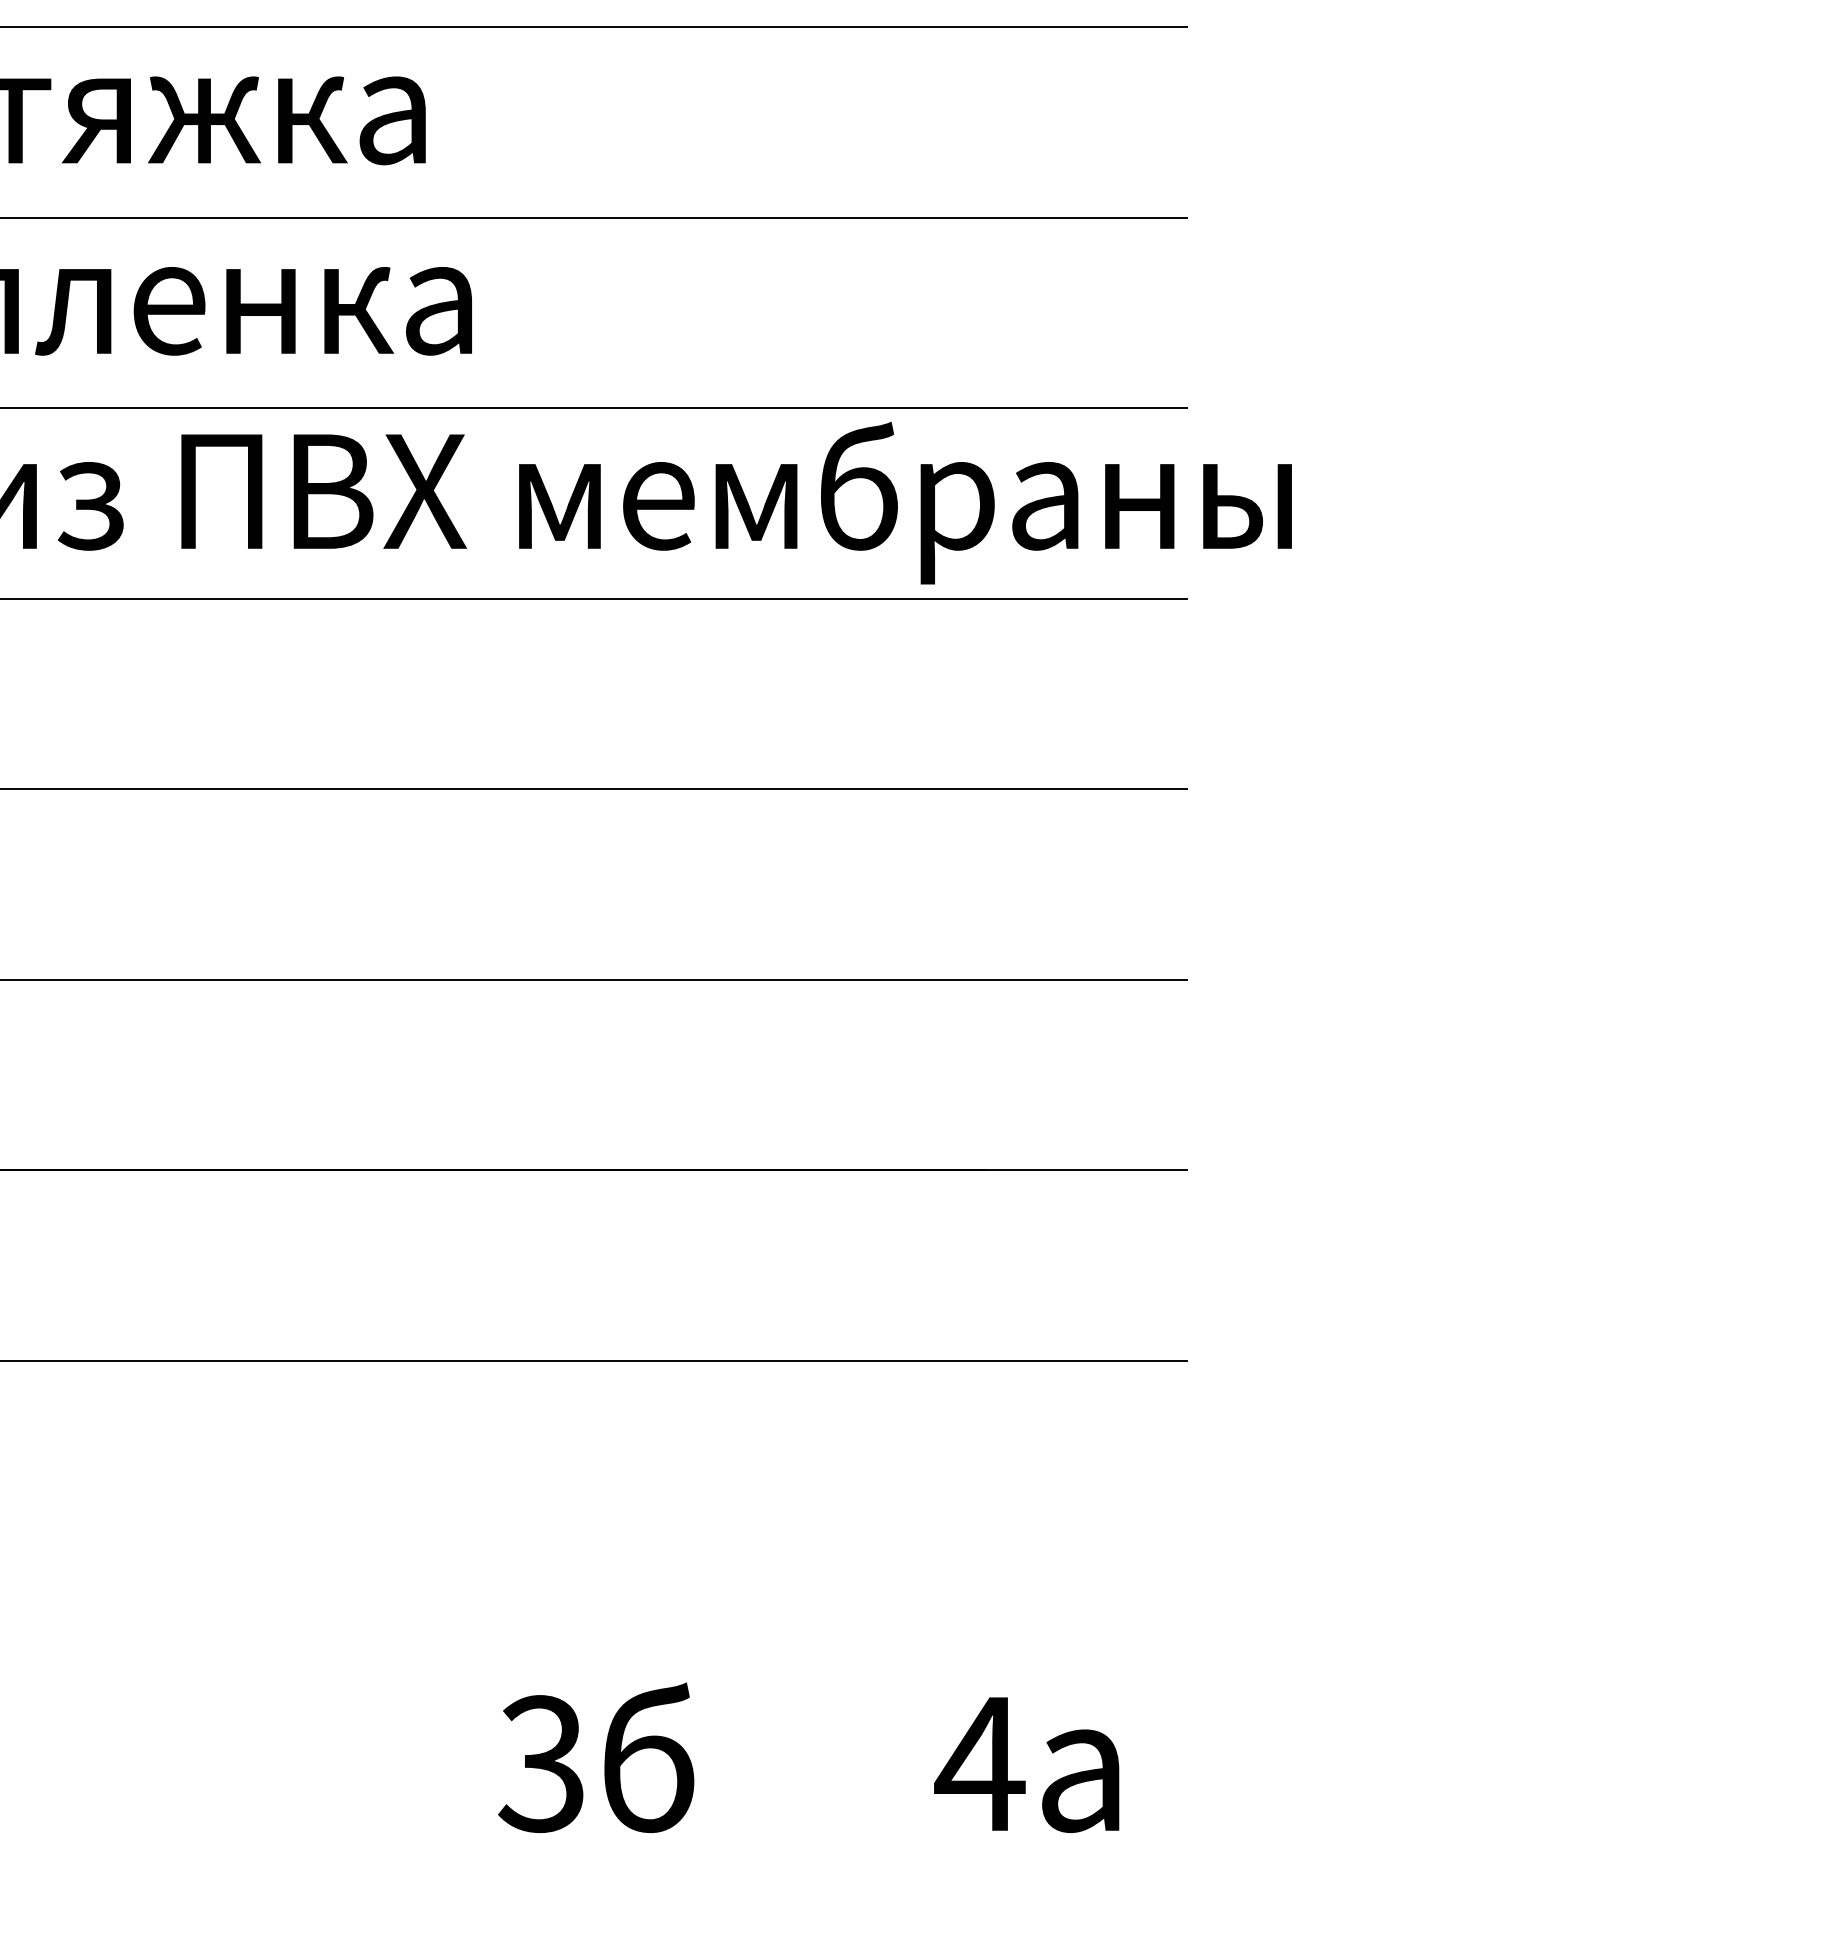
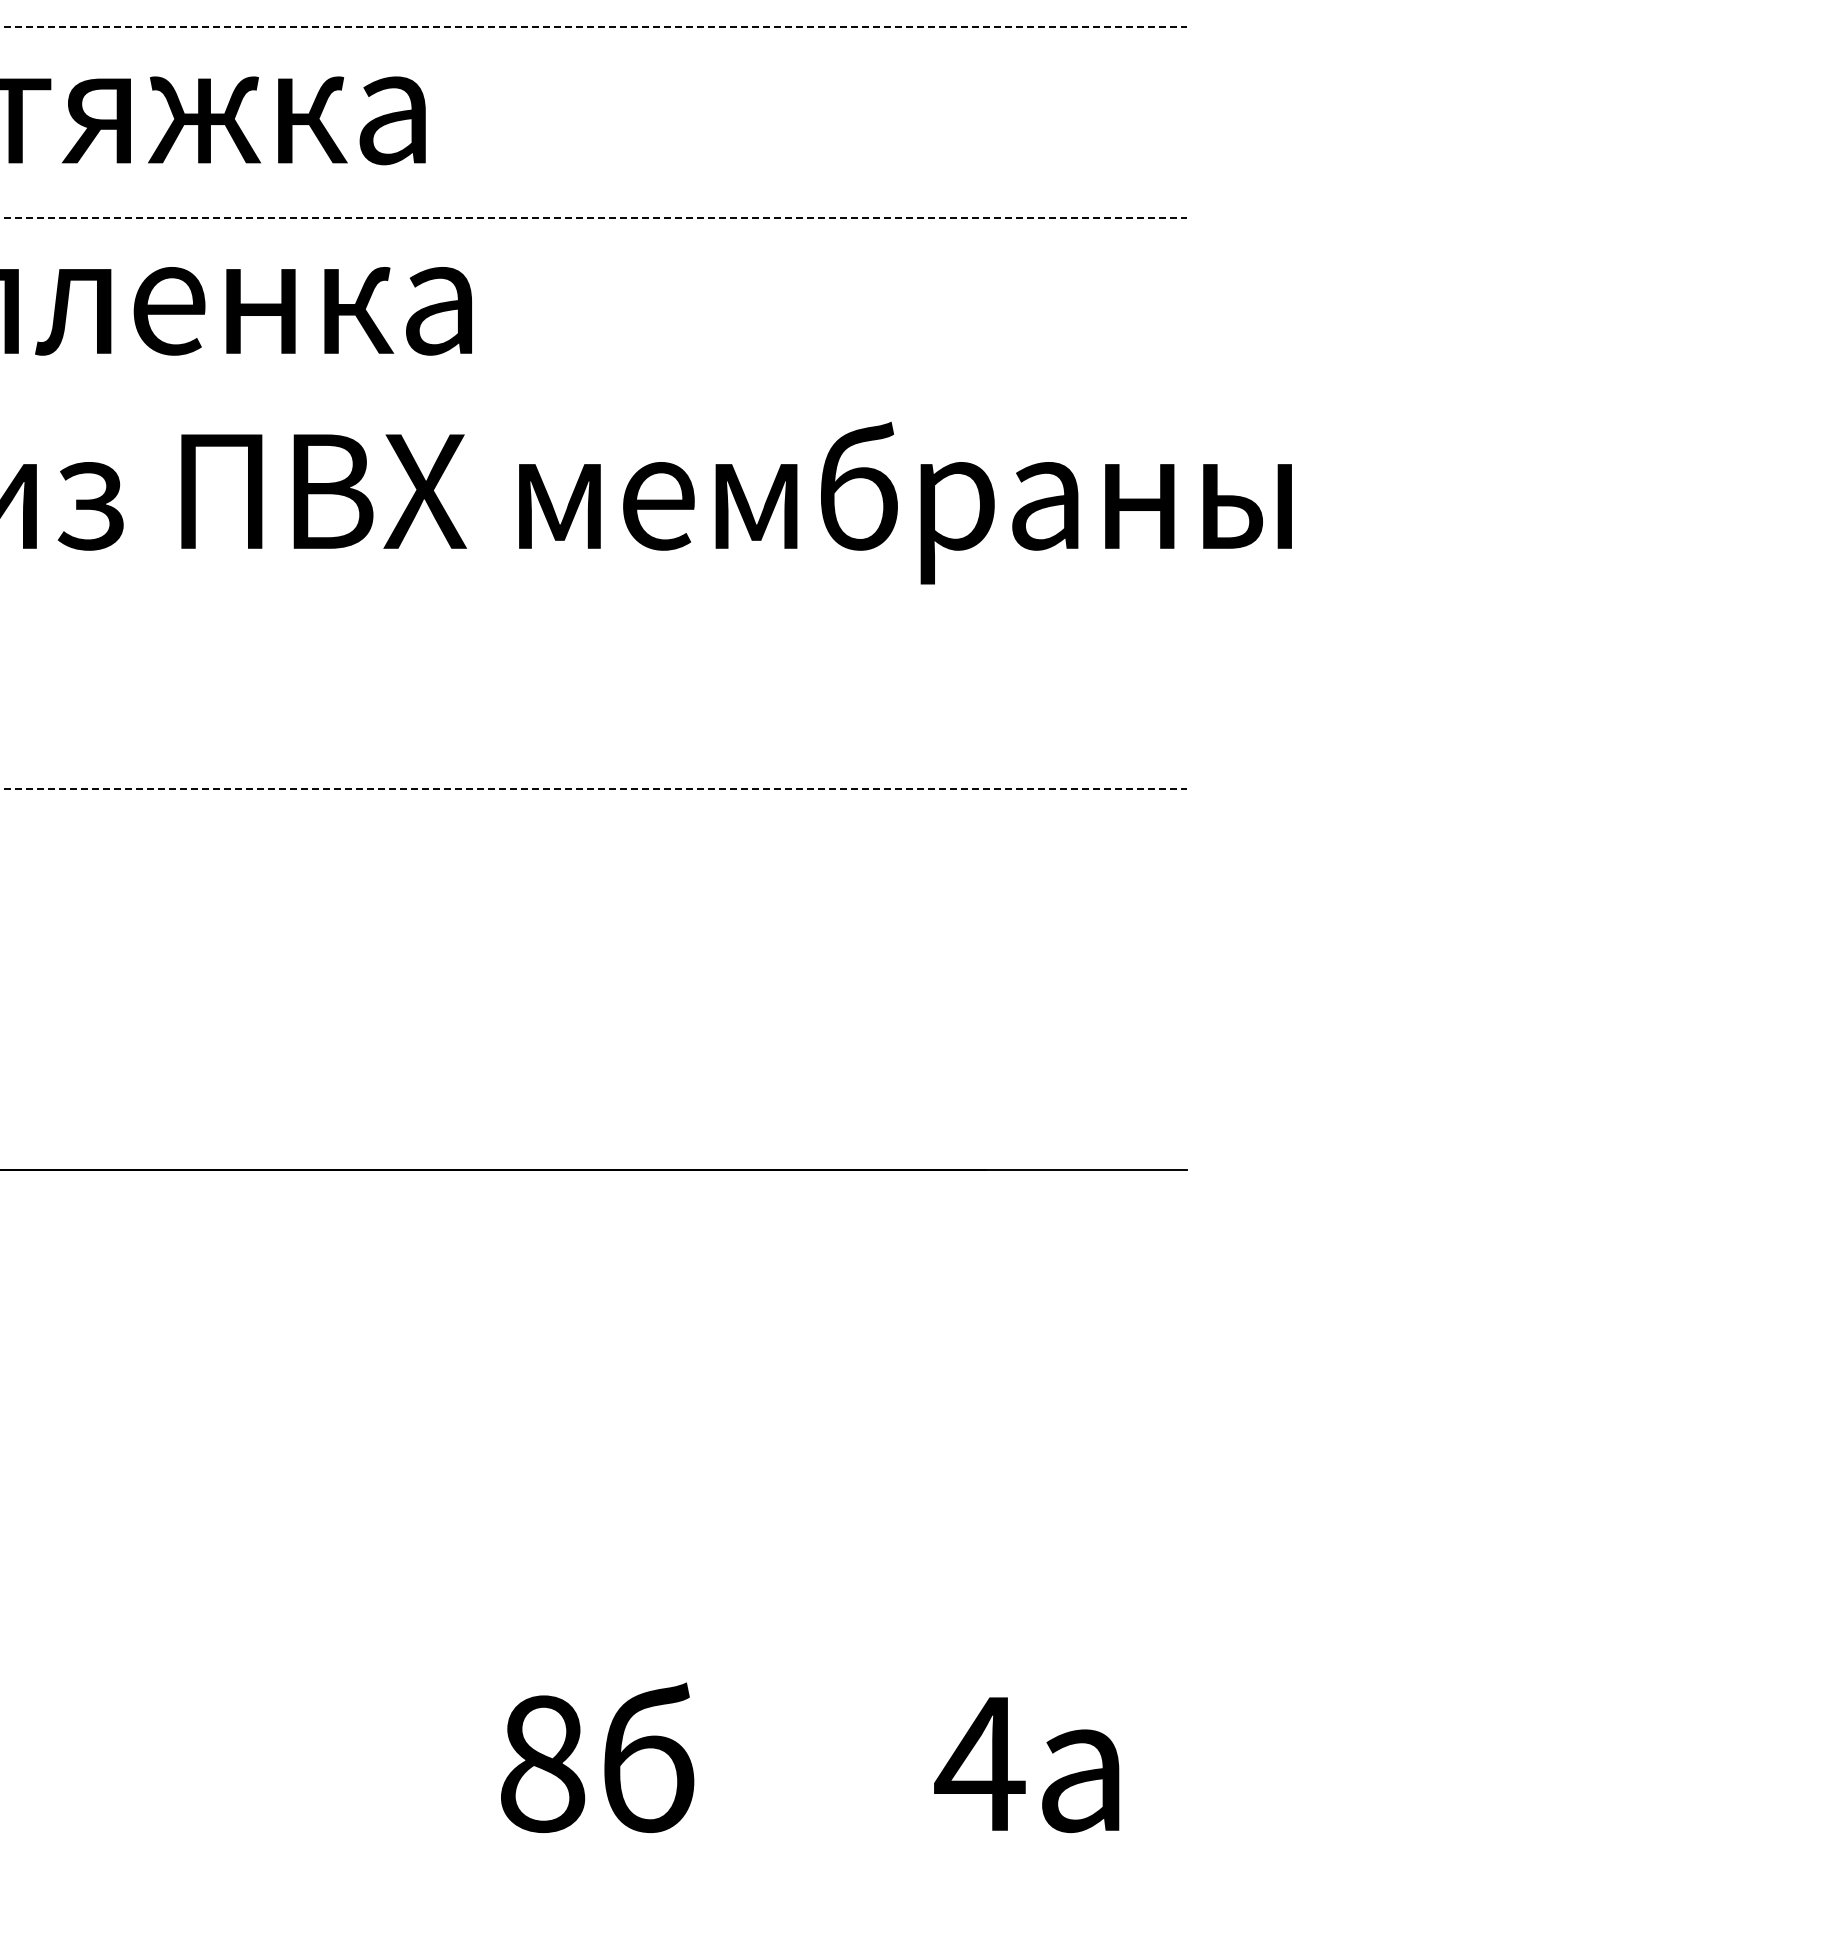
line: solid -> dashed (594, 27)
line: solid -> dashed (594, 217)
line: present -> none (594, 408)
line: present -> none (594, 598)
line: solid -> dashed (594, 789)
line: present -> none (594, 979)
line: present -> none (594, 1360)
text: 3 -> 8 (541, 1763)
